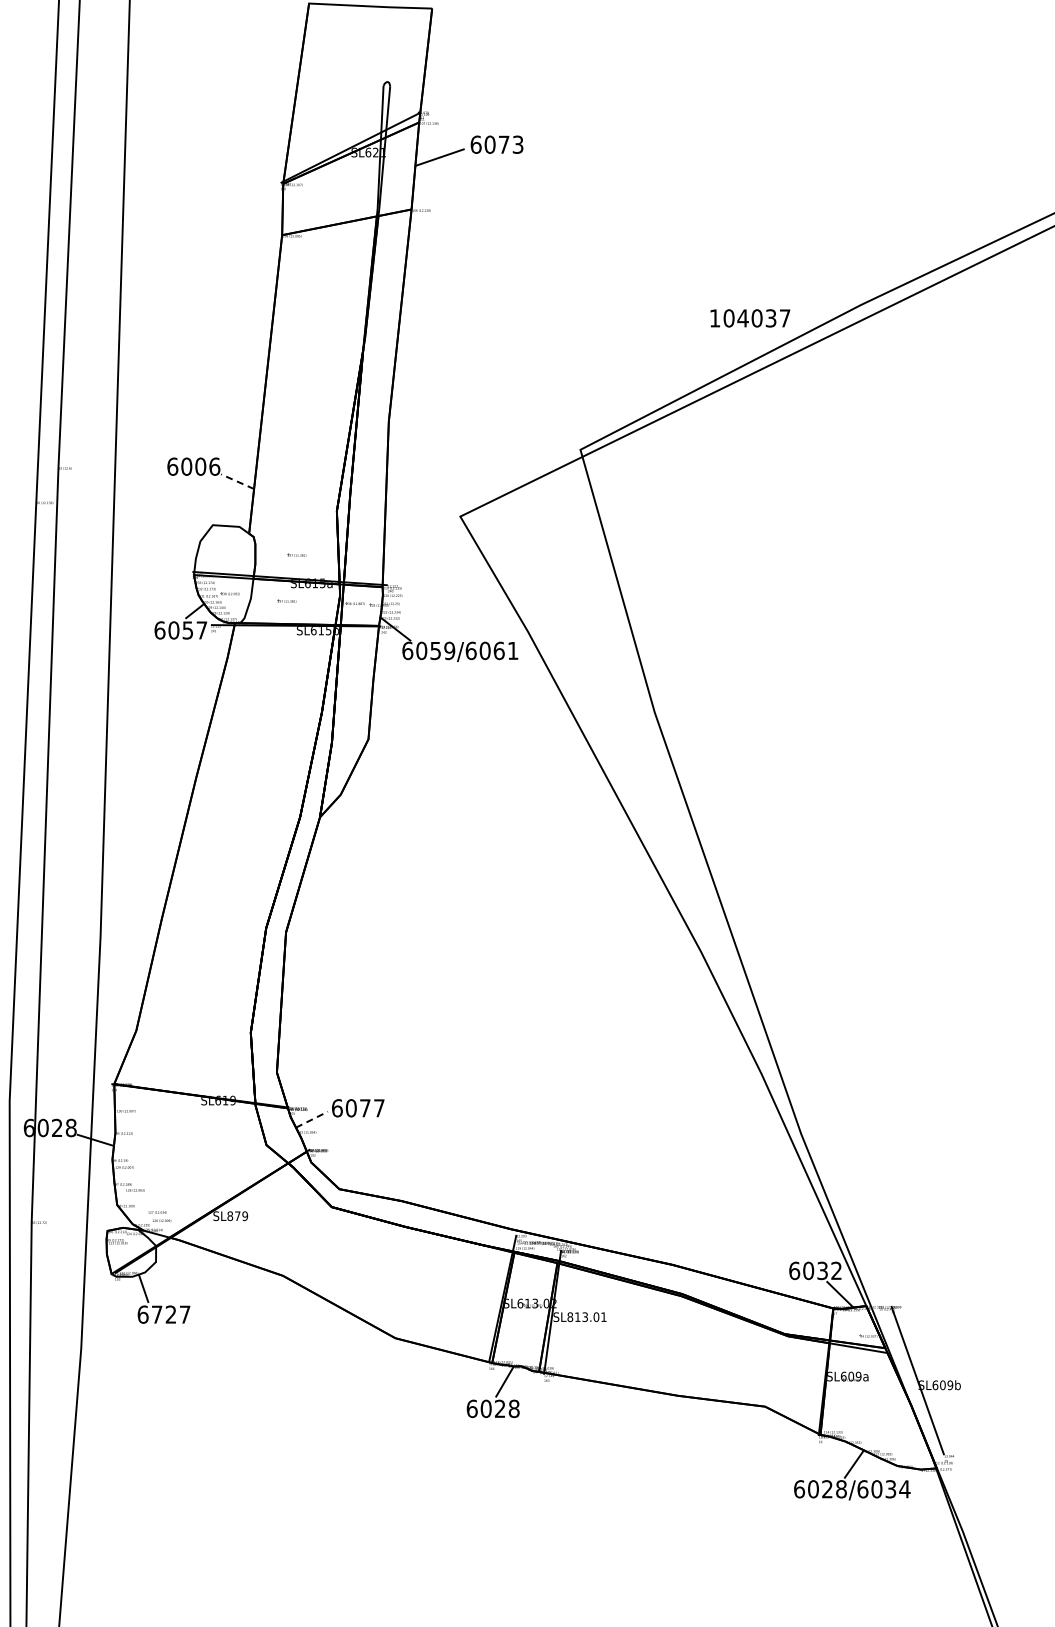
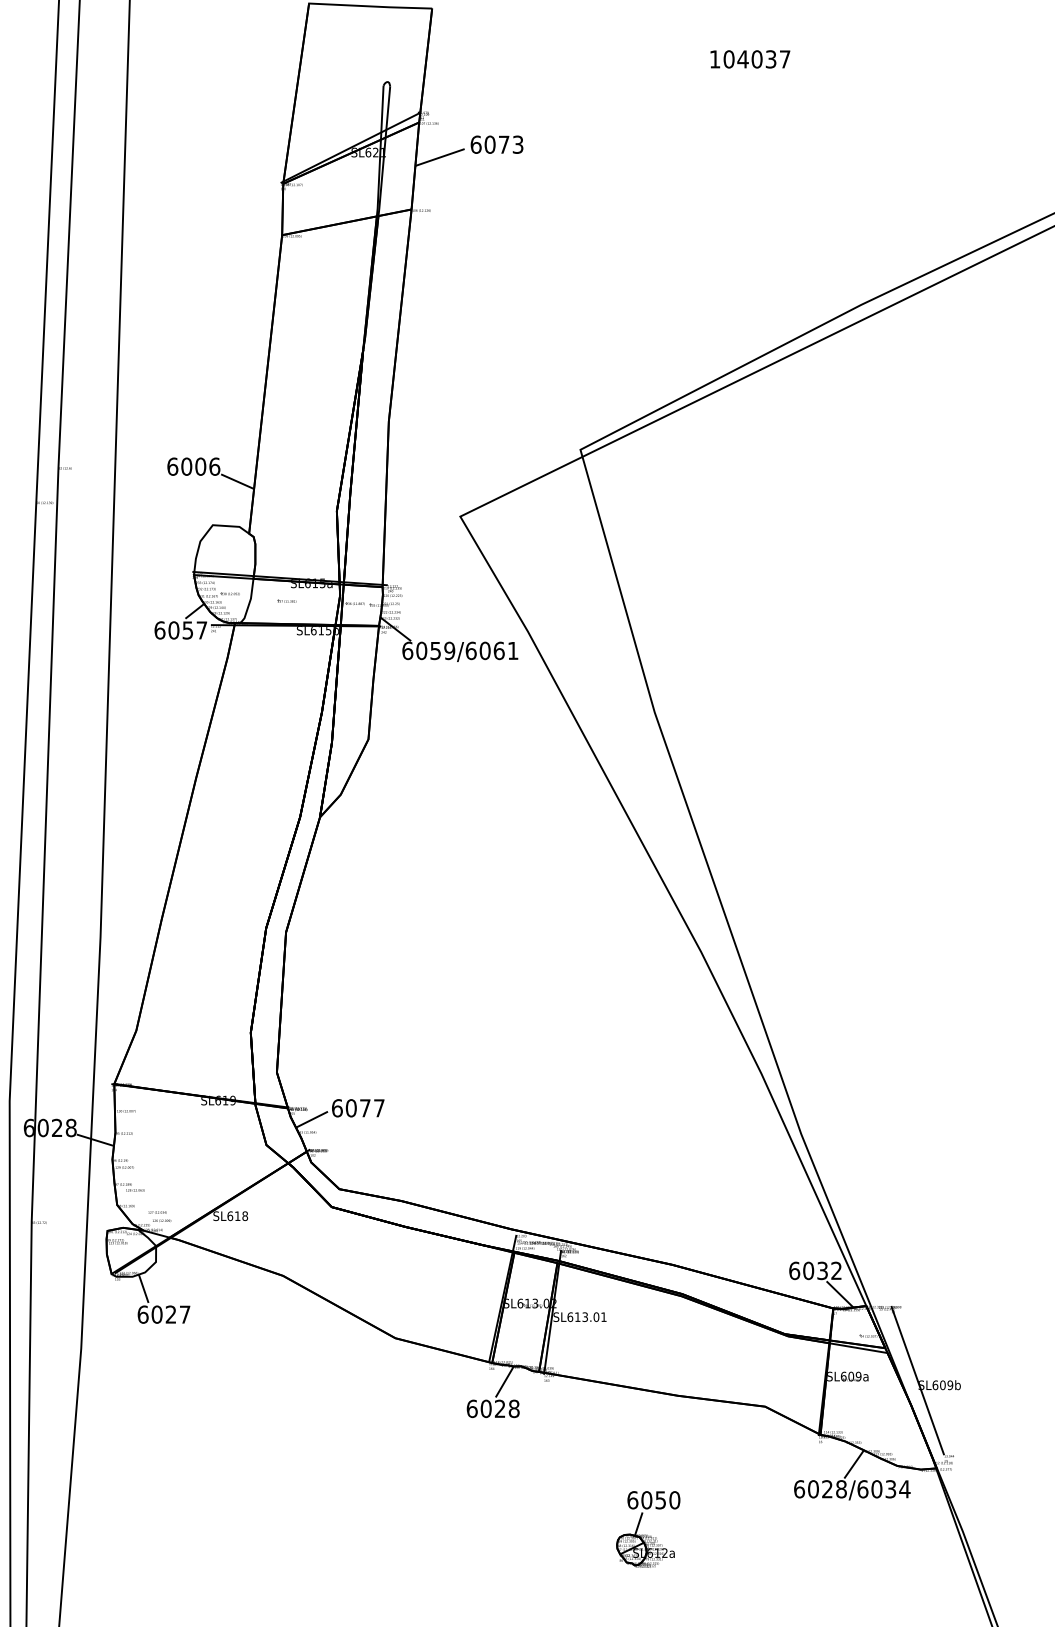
text position: (750, 318) -> (750, 59) (750, 59)
line: dashed -> solid (237, 481)
part: present -> none (296, 554)
line: dashed -> solid (311, 1119)
text: SL879 -> SL618 (237, 1215)
text: 6727 -> 6027 (156, 1314)
text: SL813.01 -> SL613.01 (570, 1316)
part: none -> present (648, 1529)
